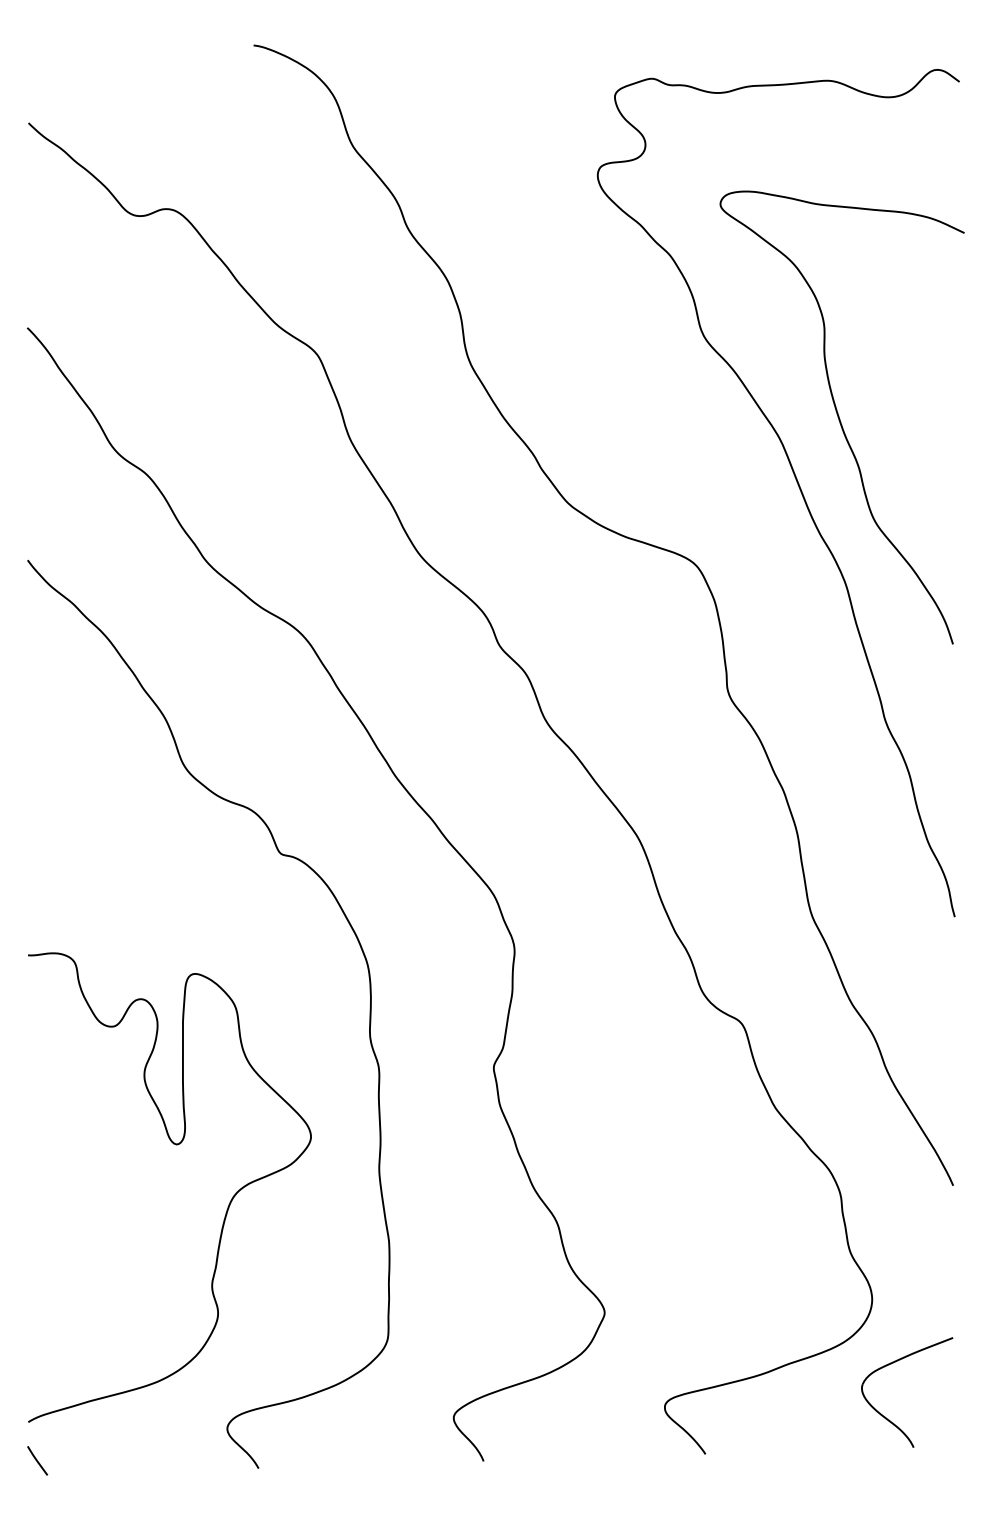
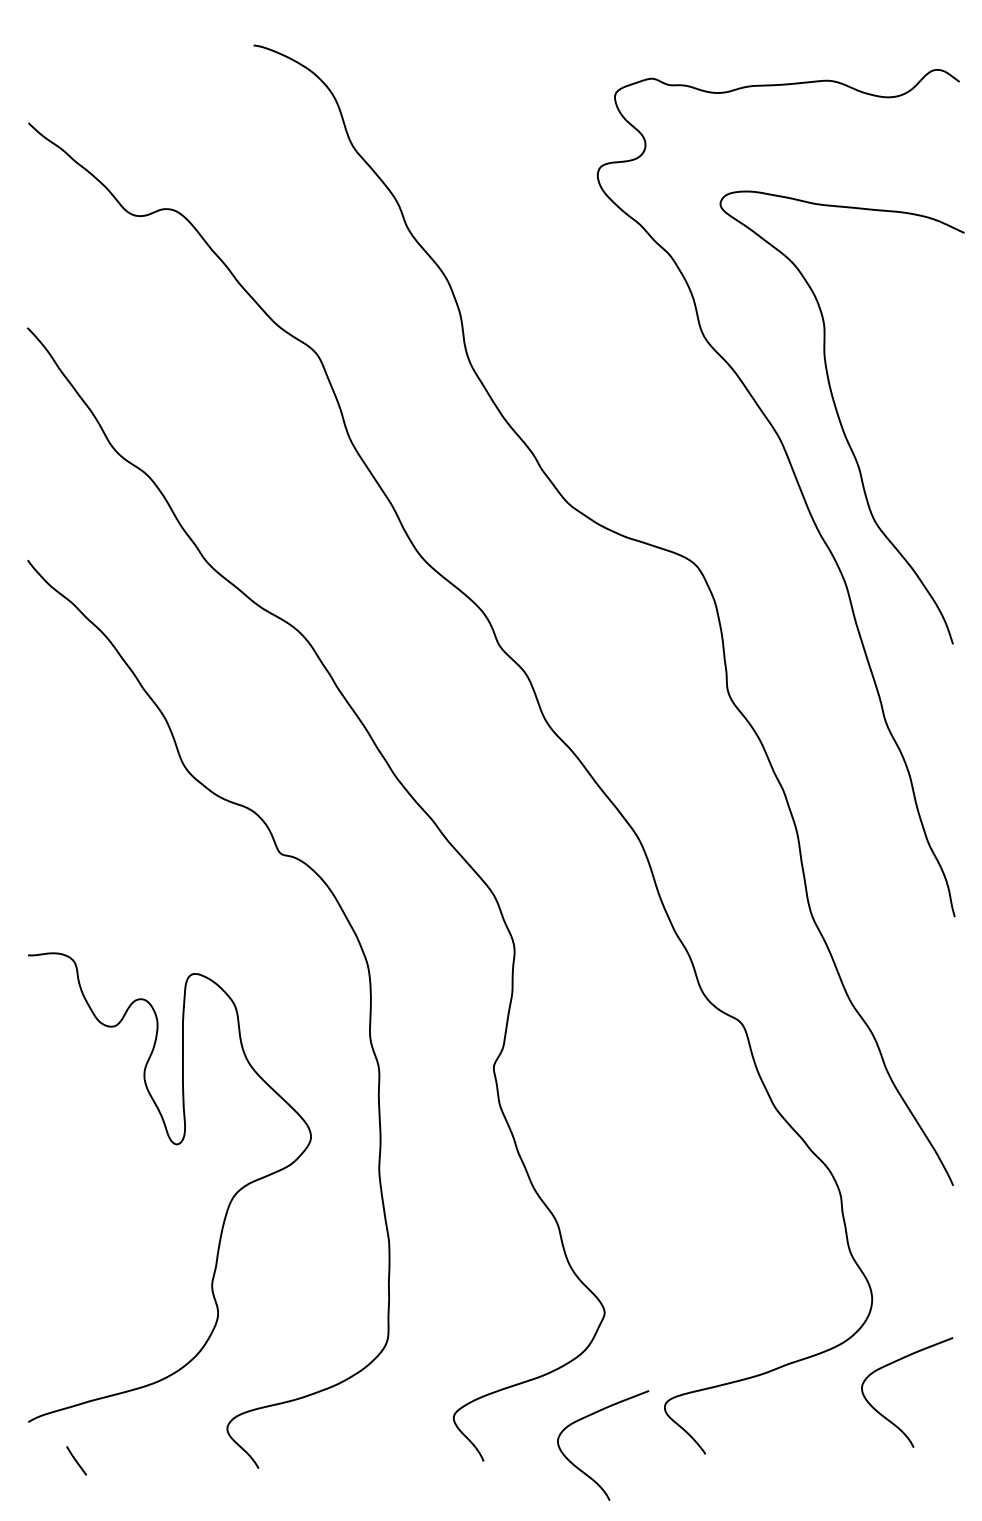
part: none -> present (589, 1416)
line position: (37, 1460) -> (76, 1460) (76, 1460)
